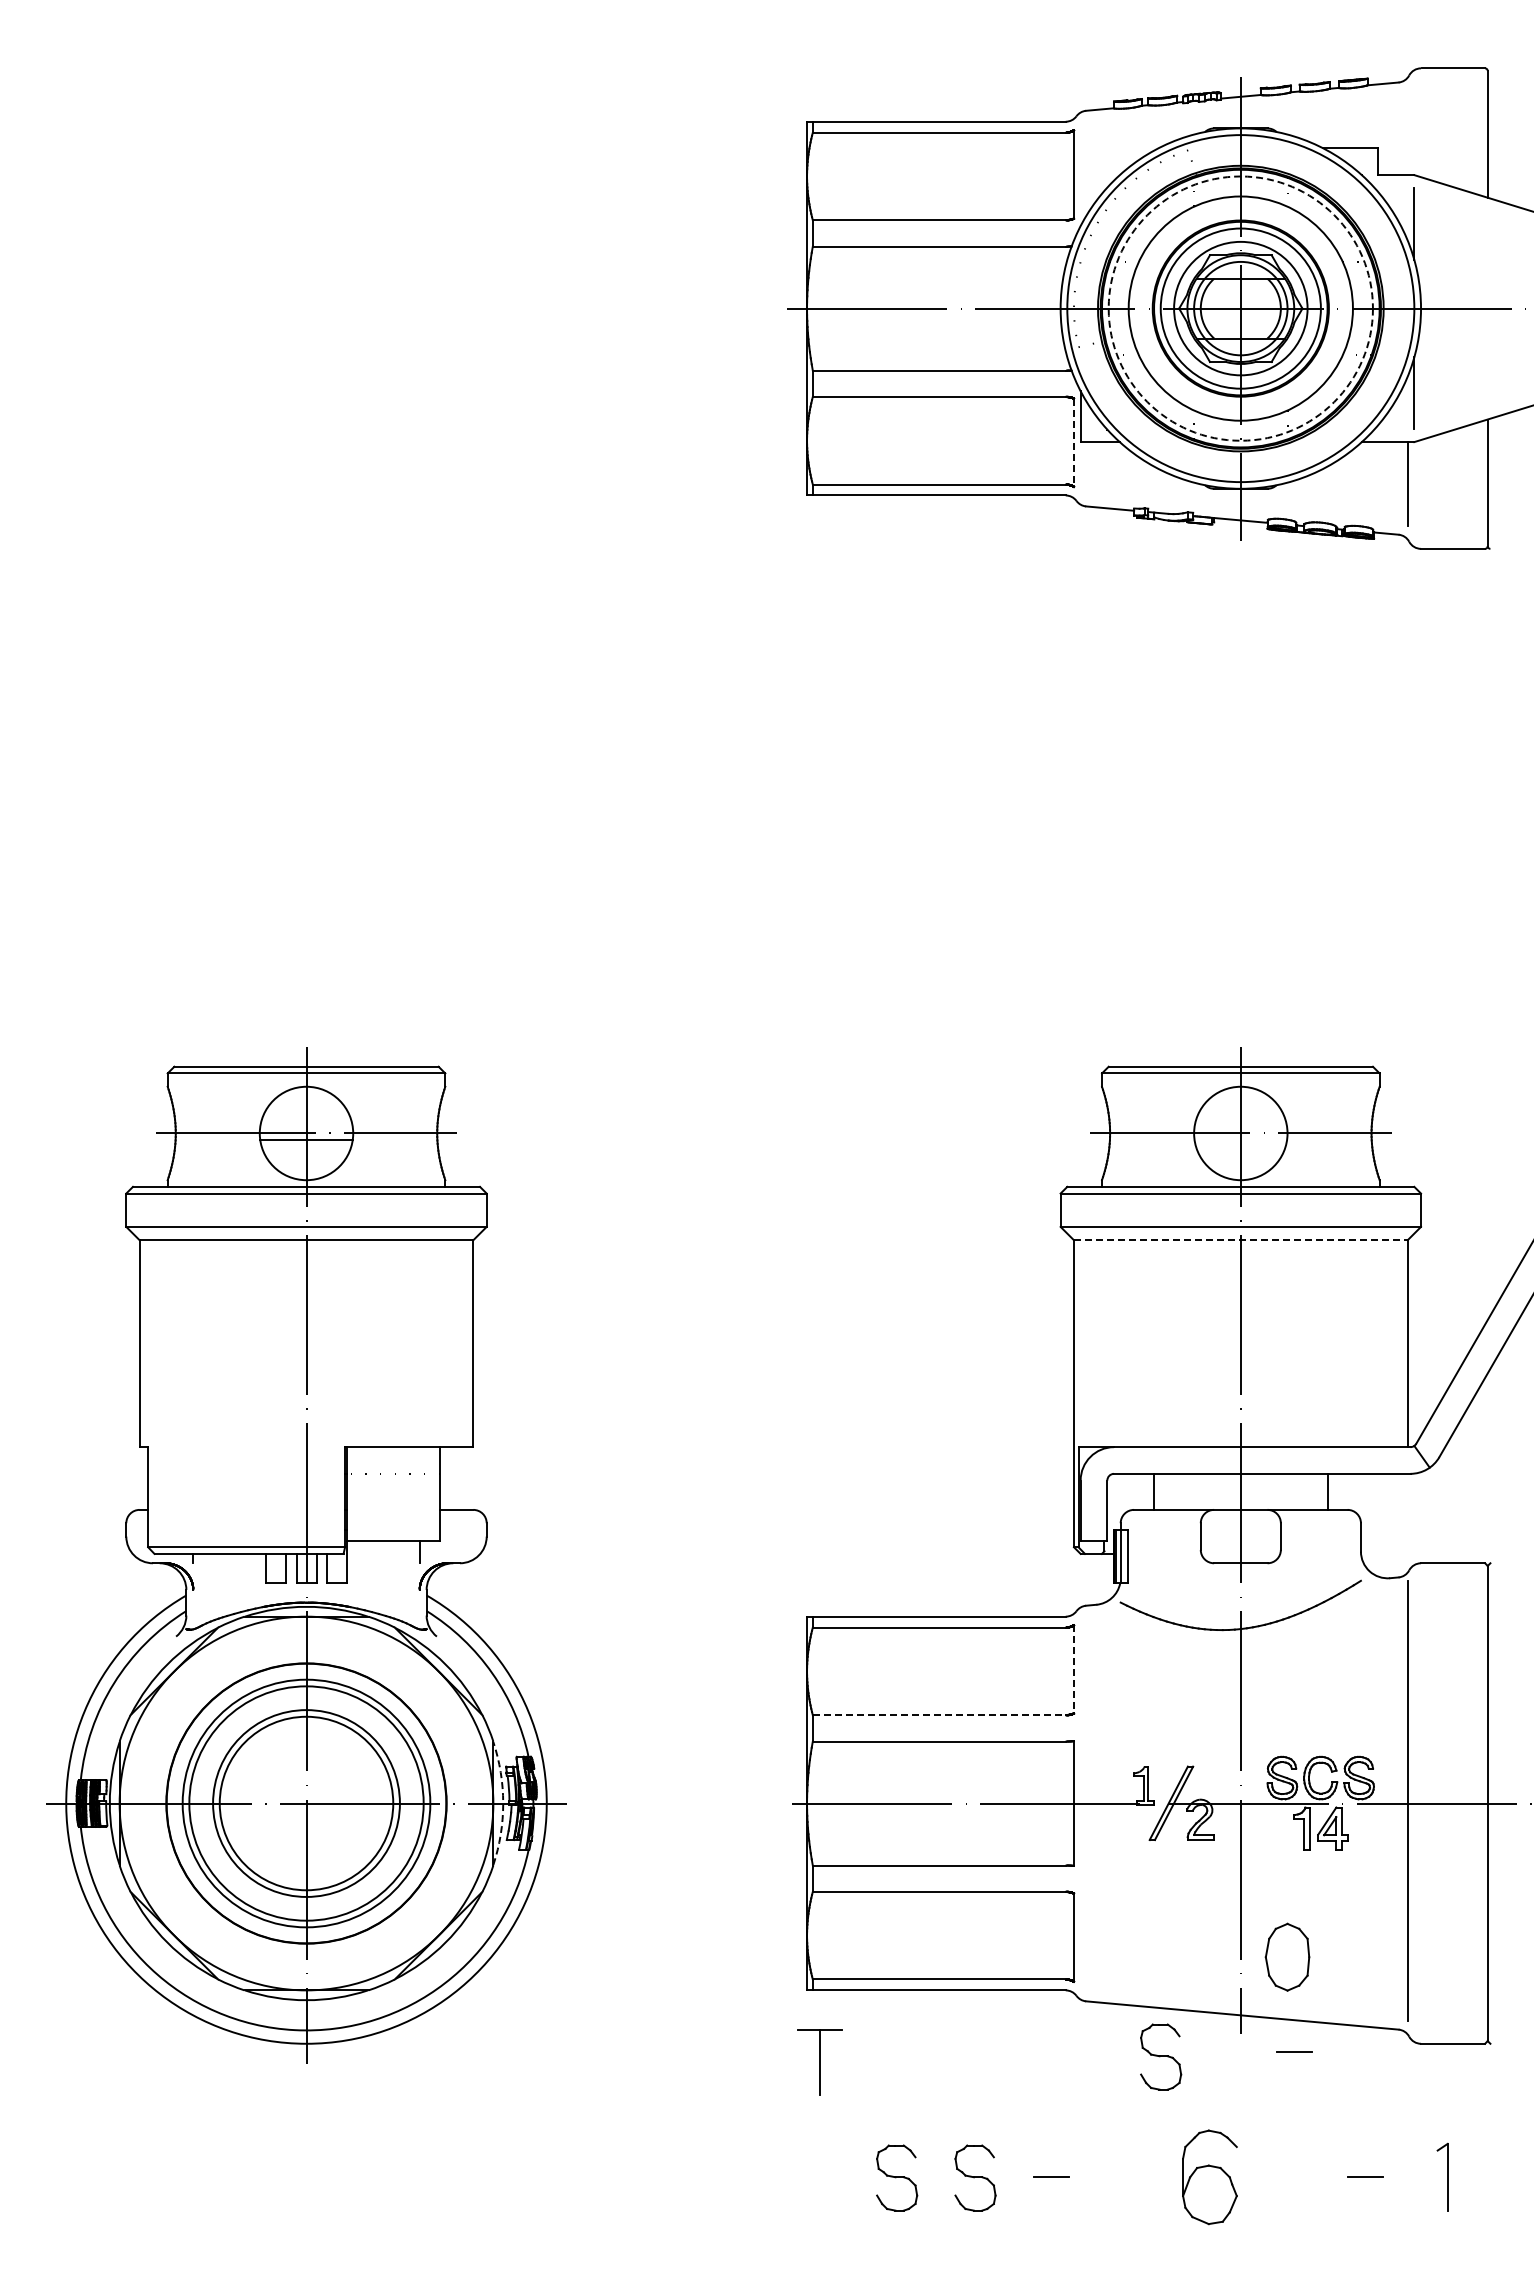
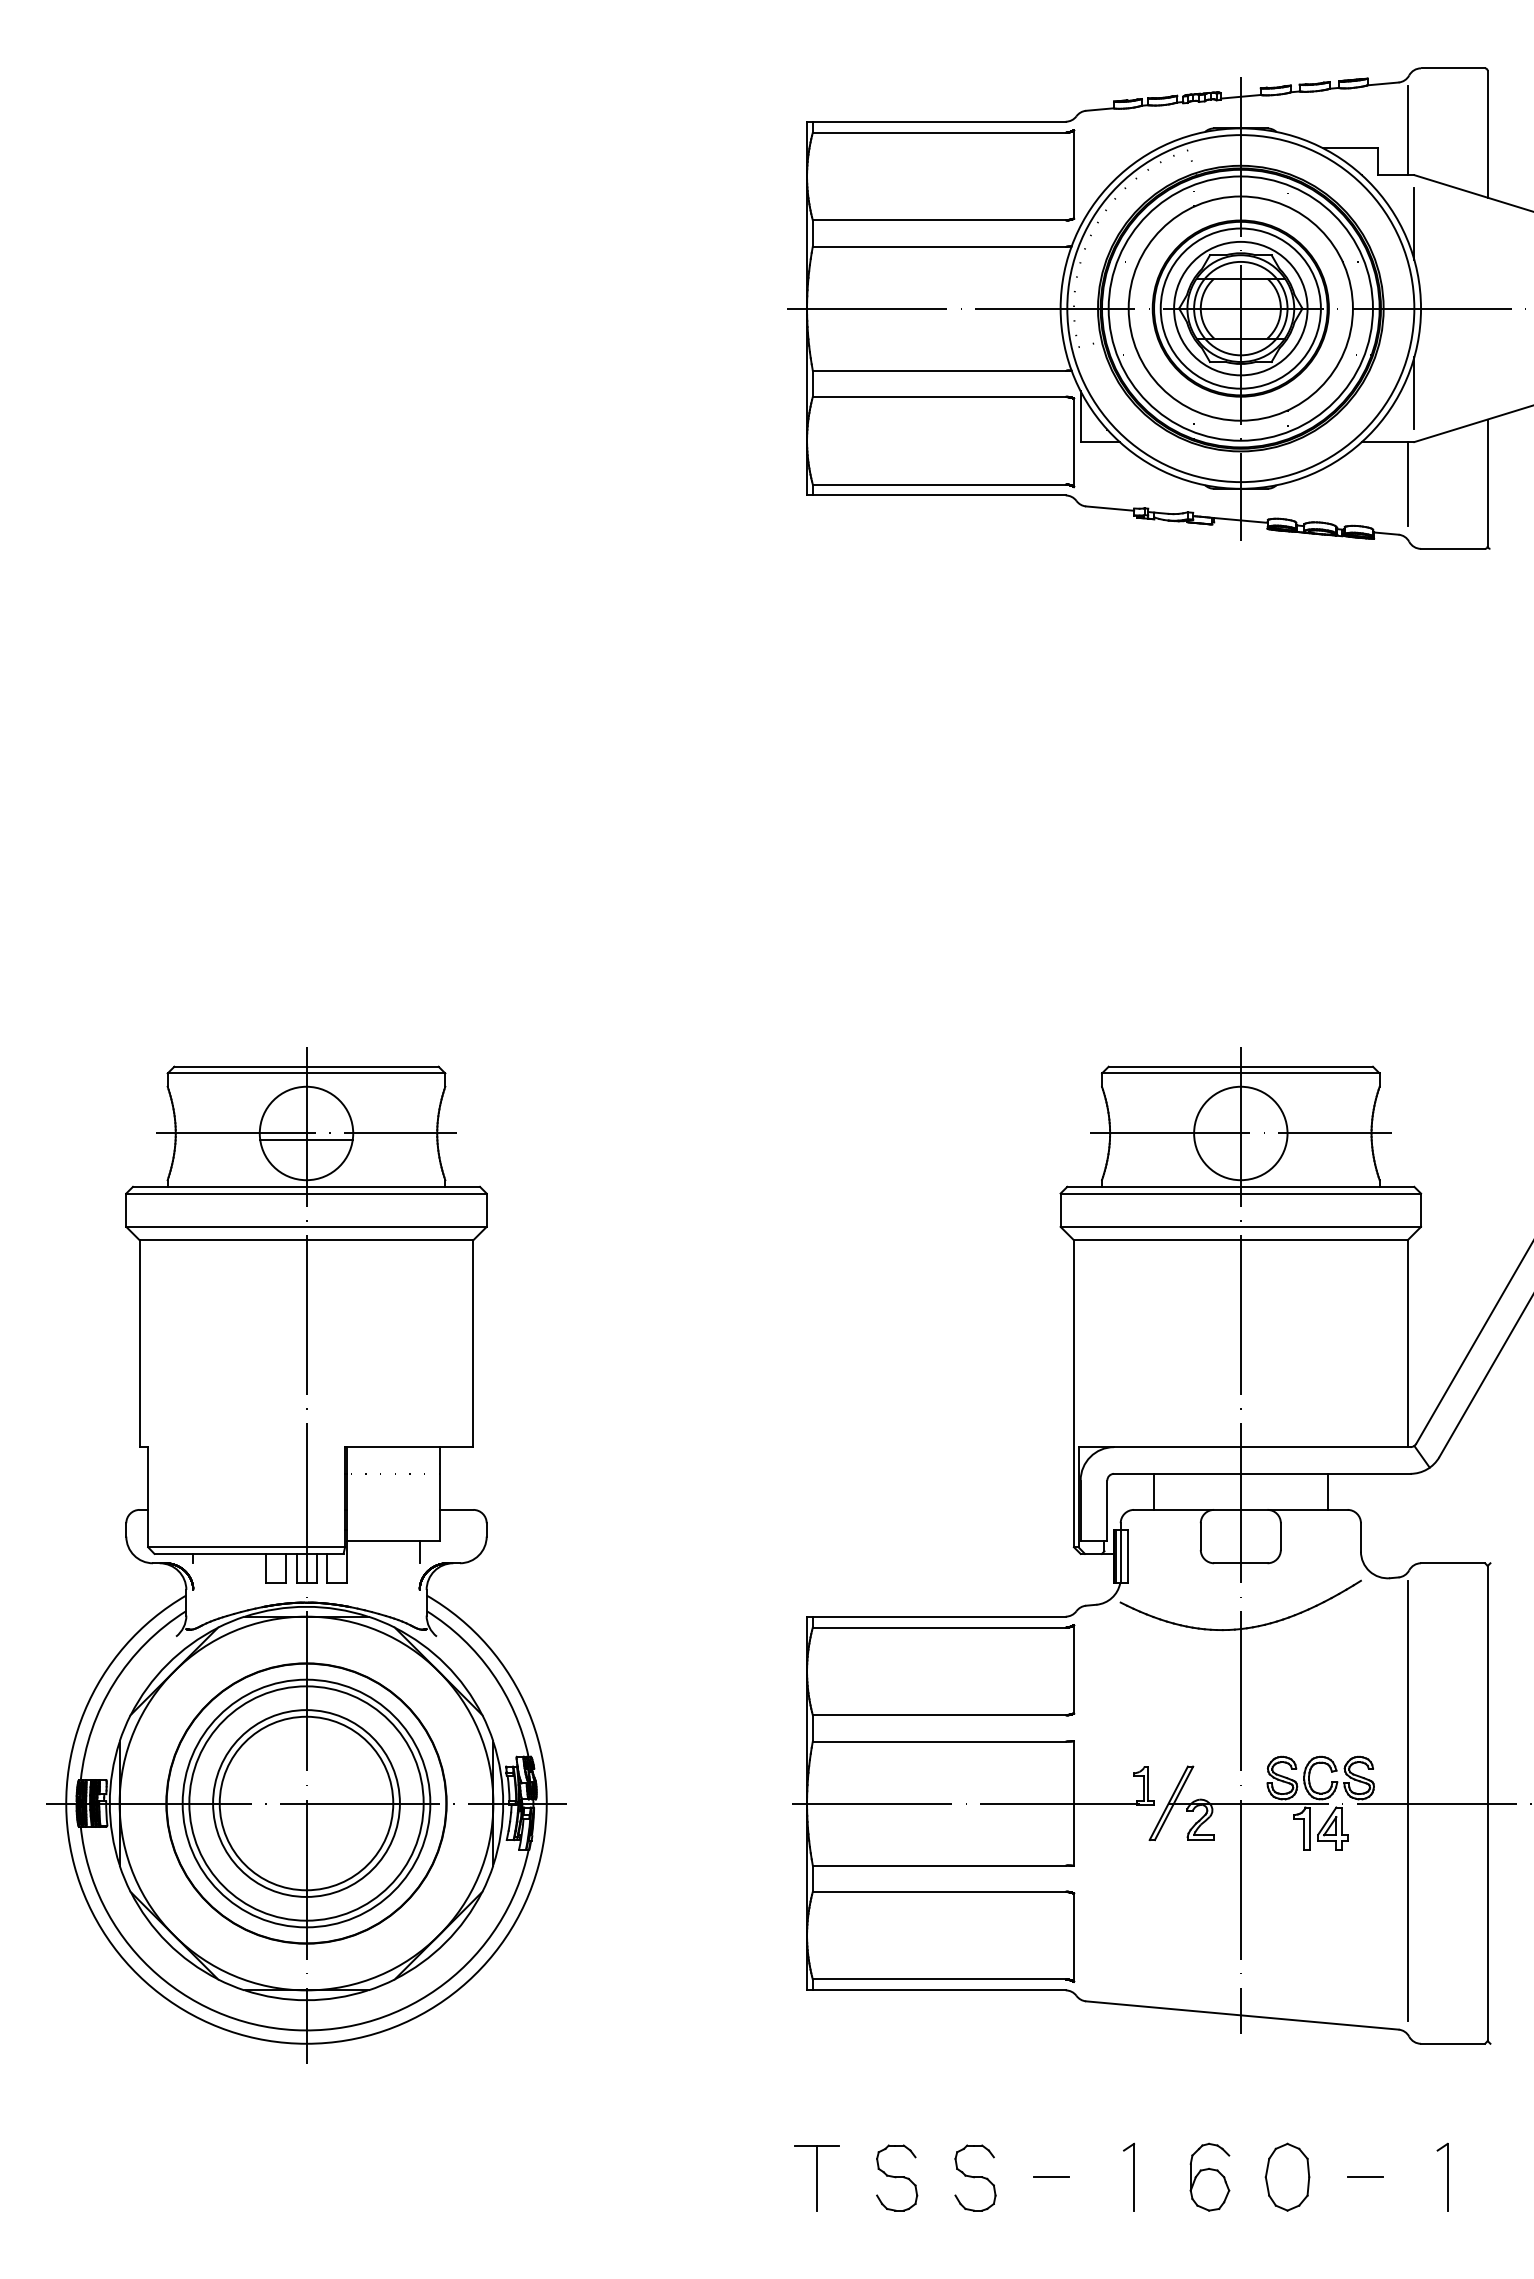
line: none -> present (1407, 130)
circle: dashed -> solid (1240, 308)
line: dashed -> solid (1073, 443)
line: dashed -> solid (1240, 1240)
line: dashed -> solid (1073, 1669)
line: dashed -> solid (939, 1715)
arc: dashed -> solid (503, 1803)
part position: (1287, 1956) -> (1287, 2176) (1287, 2176)
line: present -> none (1294, 2051)
part: present -> none (1161, 2056)
part position: (819, 2062) -> (816, 2178) (816, 2178)
part: none -> present (1128, 2176)
part size: 56x97 px -> 42x70 px (1209, 2176)
